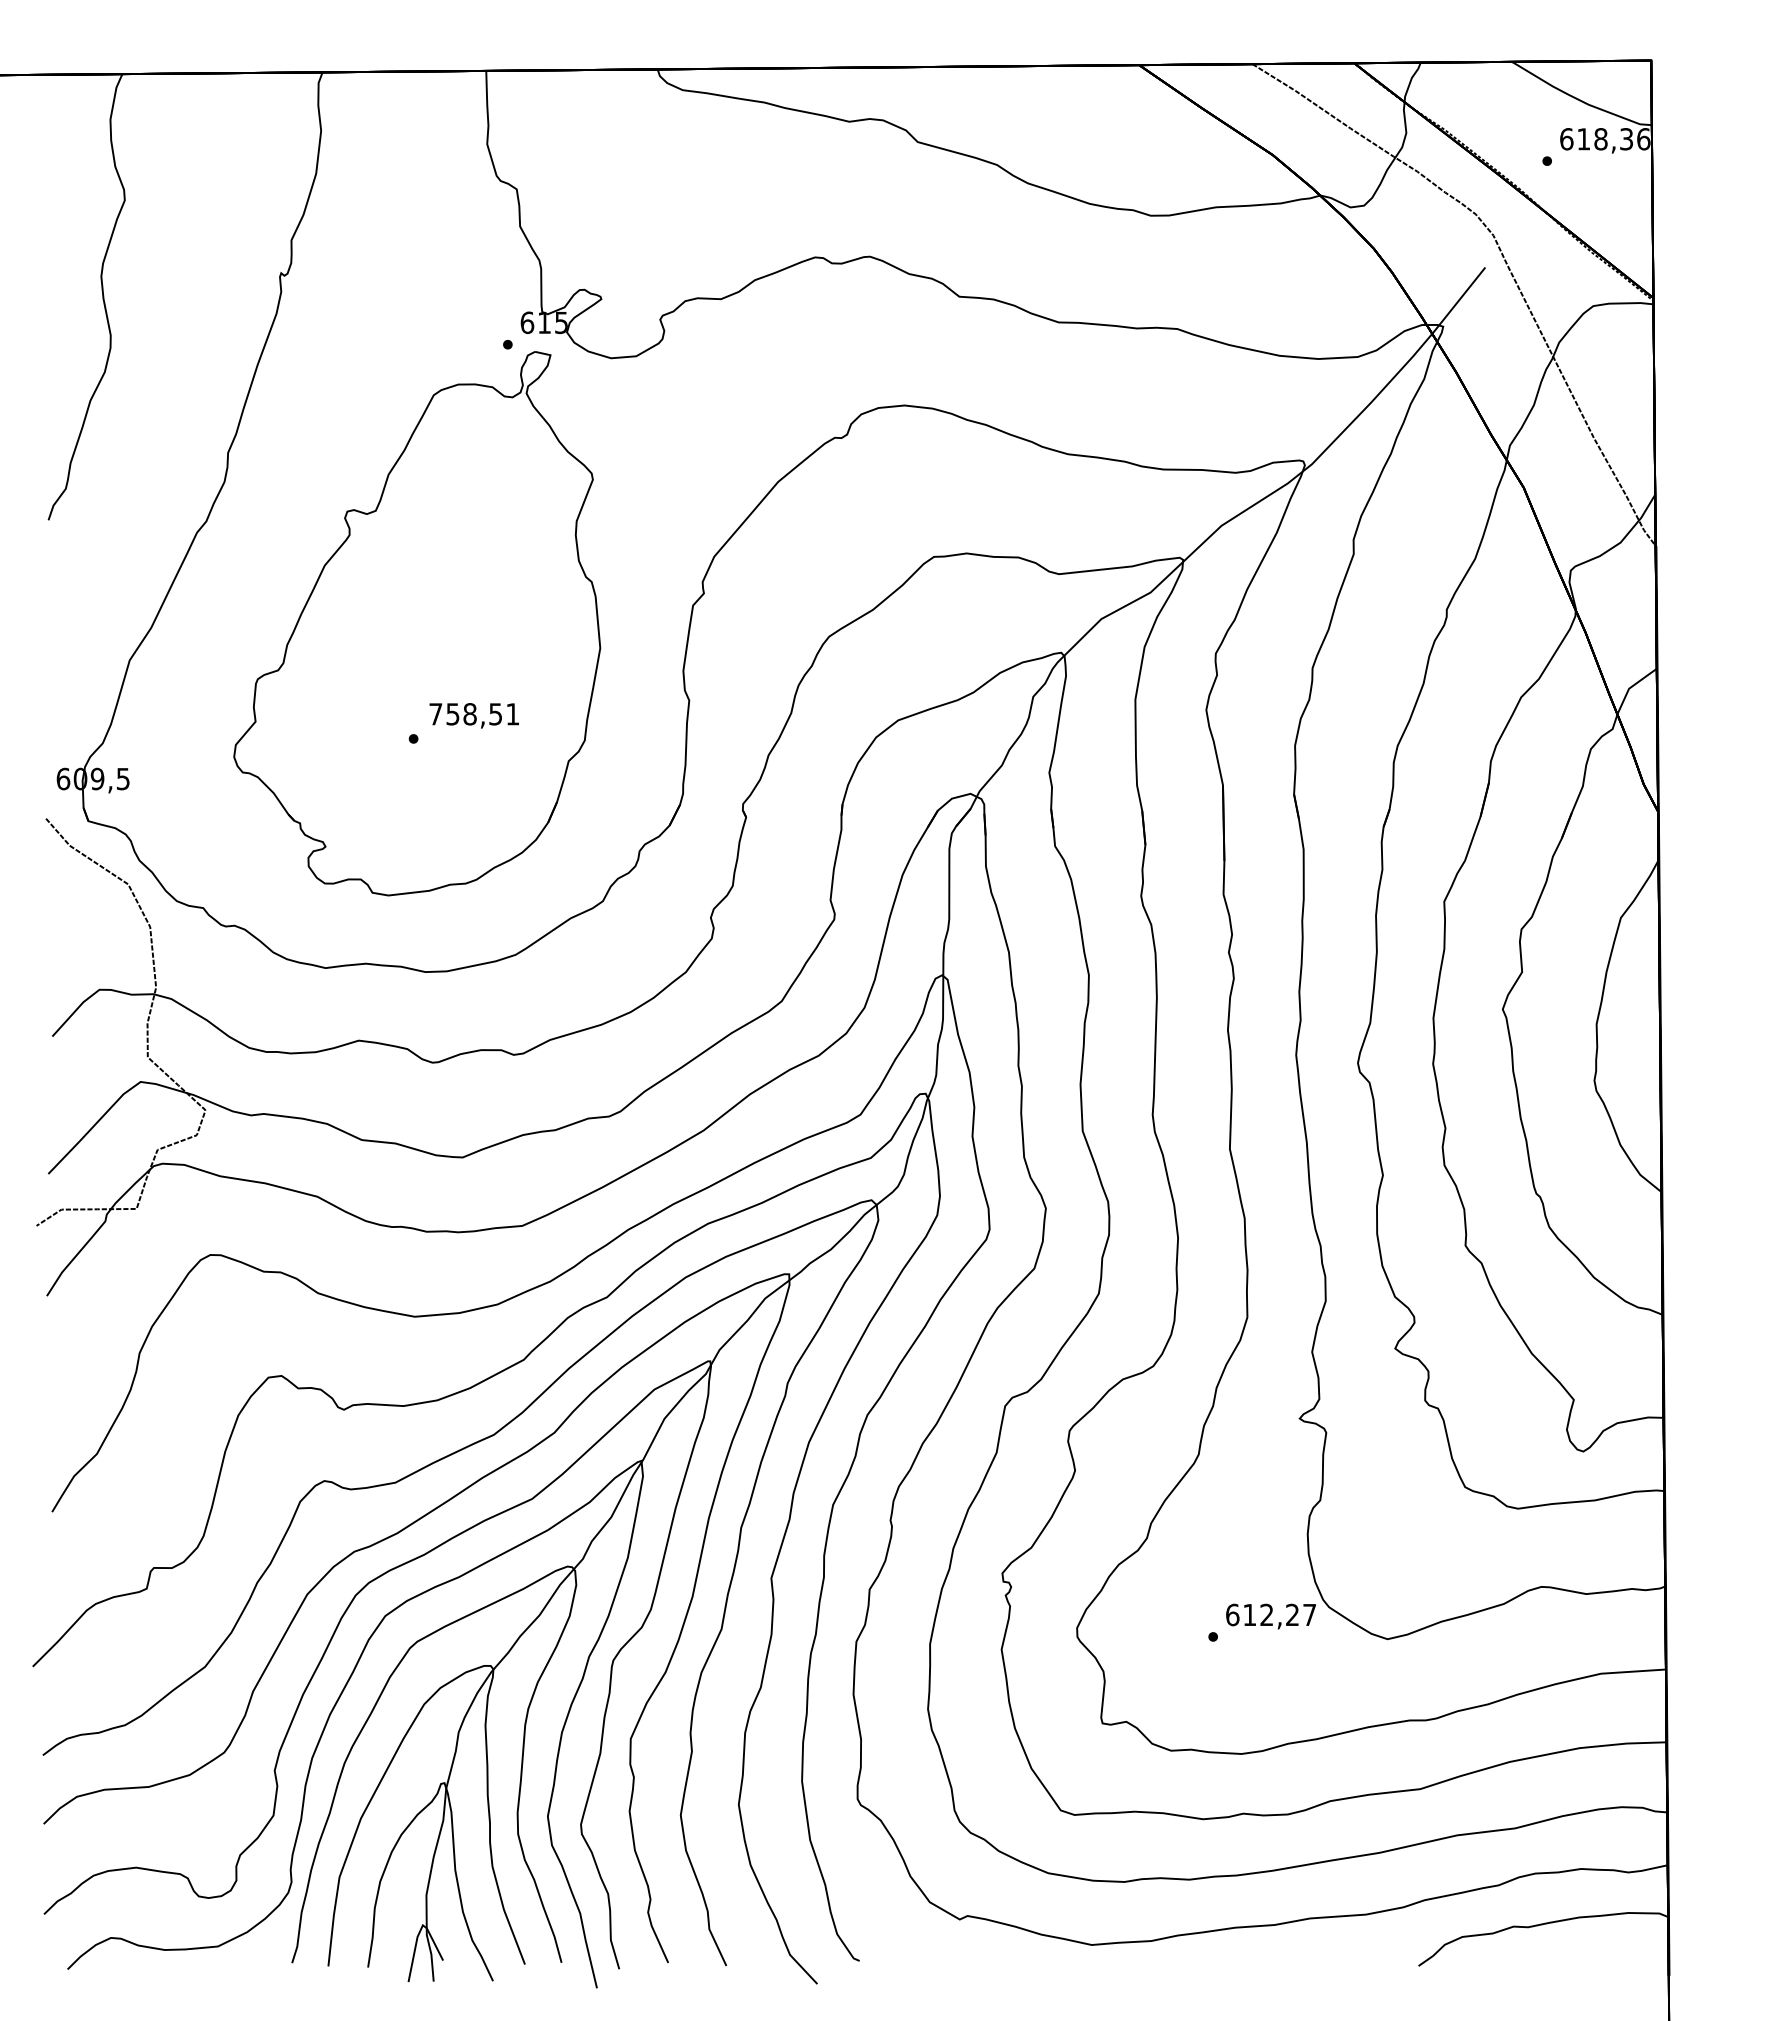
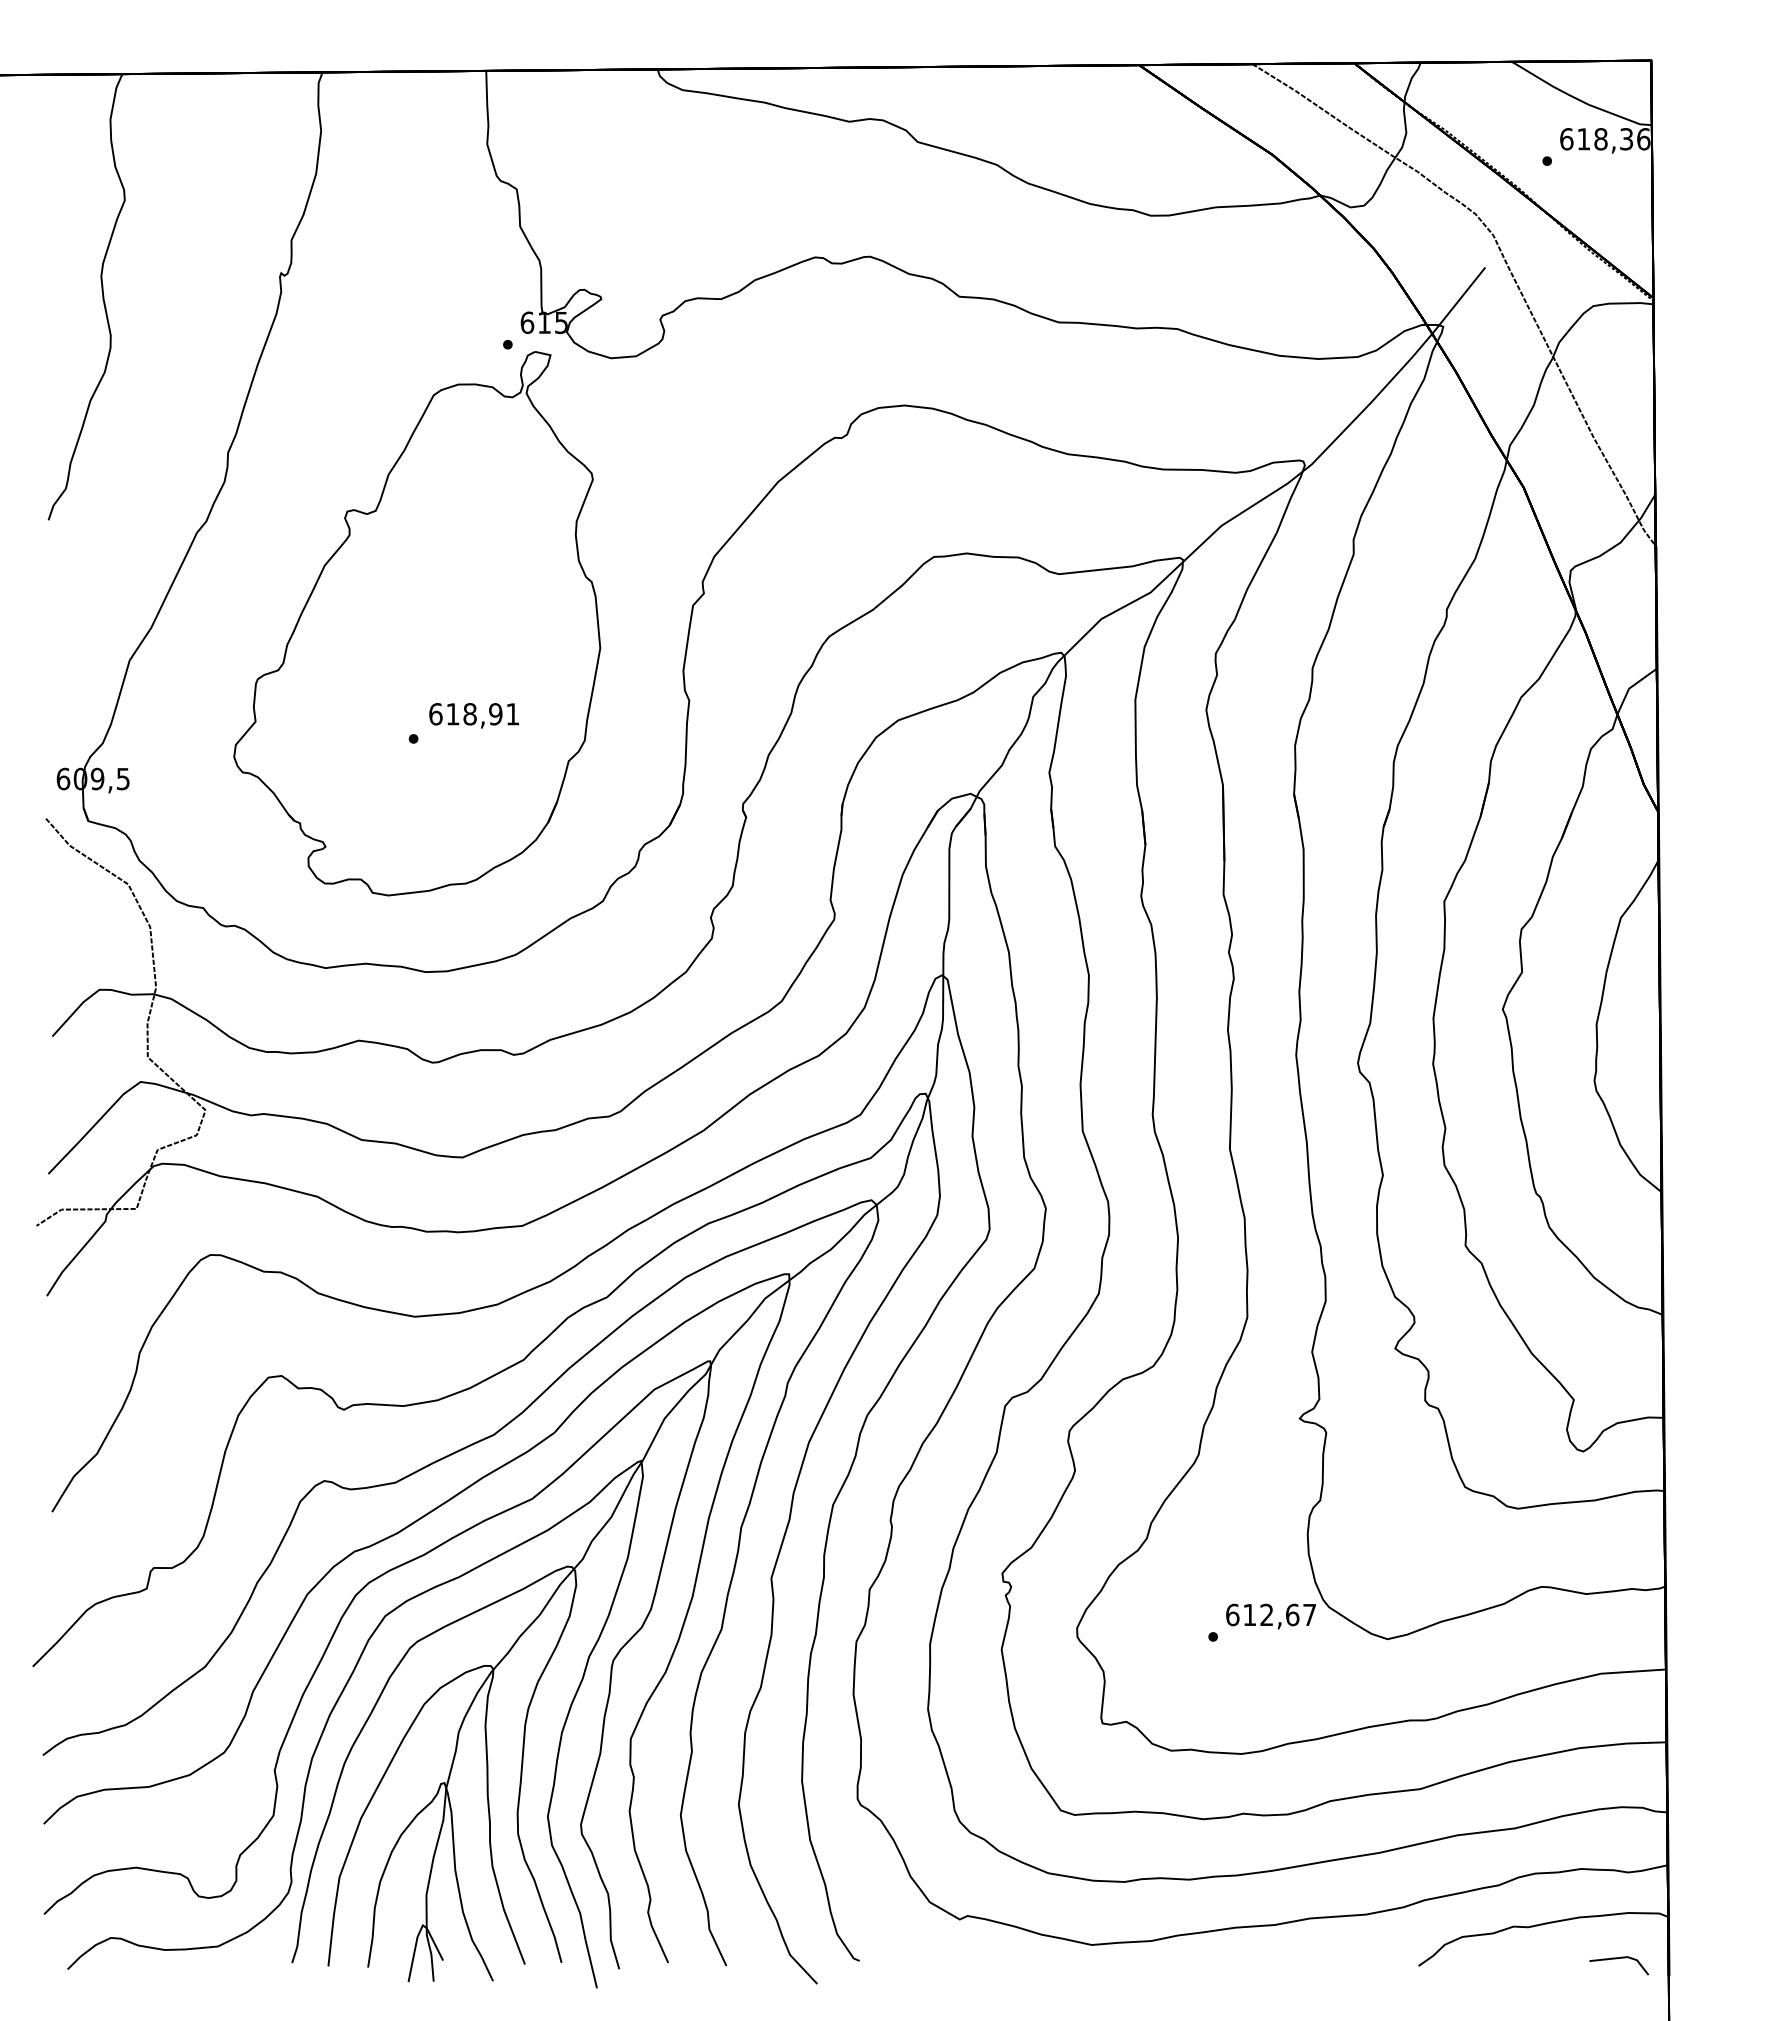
text: 758,51 -> 618,91 (465, 714)
text: 612,27 -> 612,67 (1292, 1614)
line: none -> present (1617, 1959)
